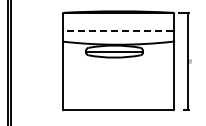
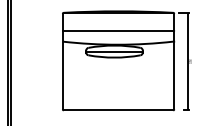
line: dashed -> solid (117, 31)
